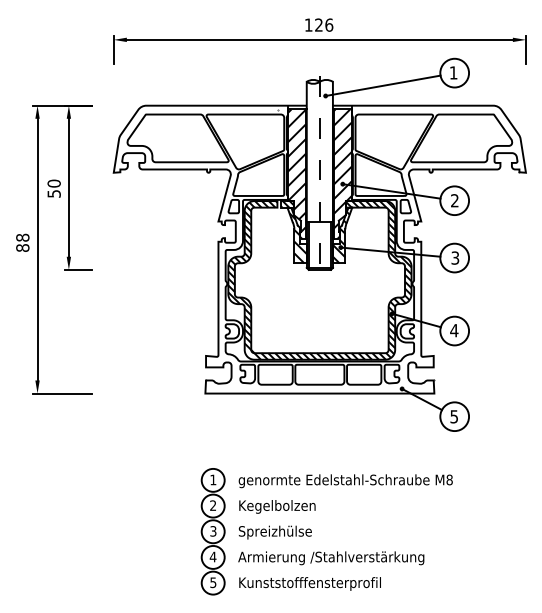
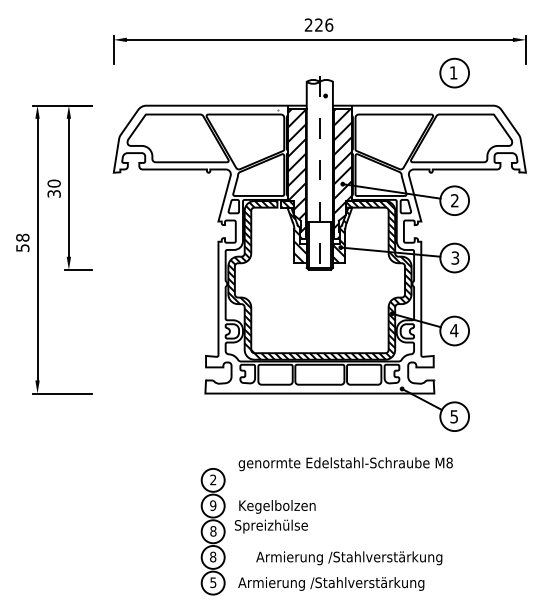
text: 126 -> 226 (308, 24)
line: present -> none (382, 85)
text: 50 -> 30 (53, 193)
text: 88 -> 58 (22, 247)
text: 1 -> 2 (213, 479)
text position: (345, 481) -> (345, 464) (345, 464)
text: 2 -> 9 (213, 505)
text: 3 -> 8 (213, 531)
text position: (274, 532) -> (270, 526) (270, 526)
text: 4 -> 8 (212, 556)
text position: (331, 558) -> (349, 558) (349, 558)
text: Kunststofffensterprofil -> Armierung /Stahlverstärkung (331, 583)
